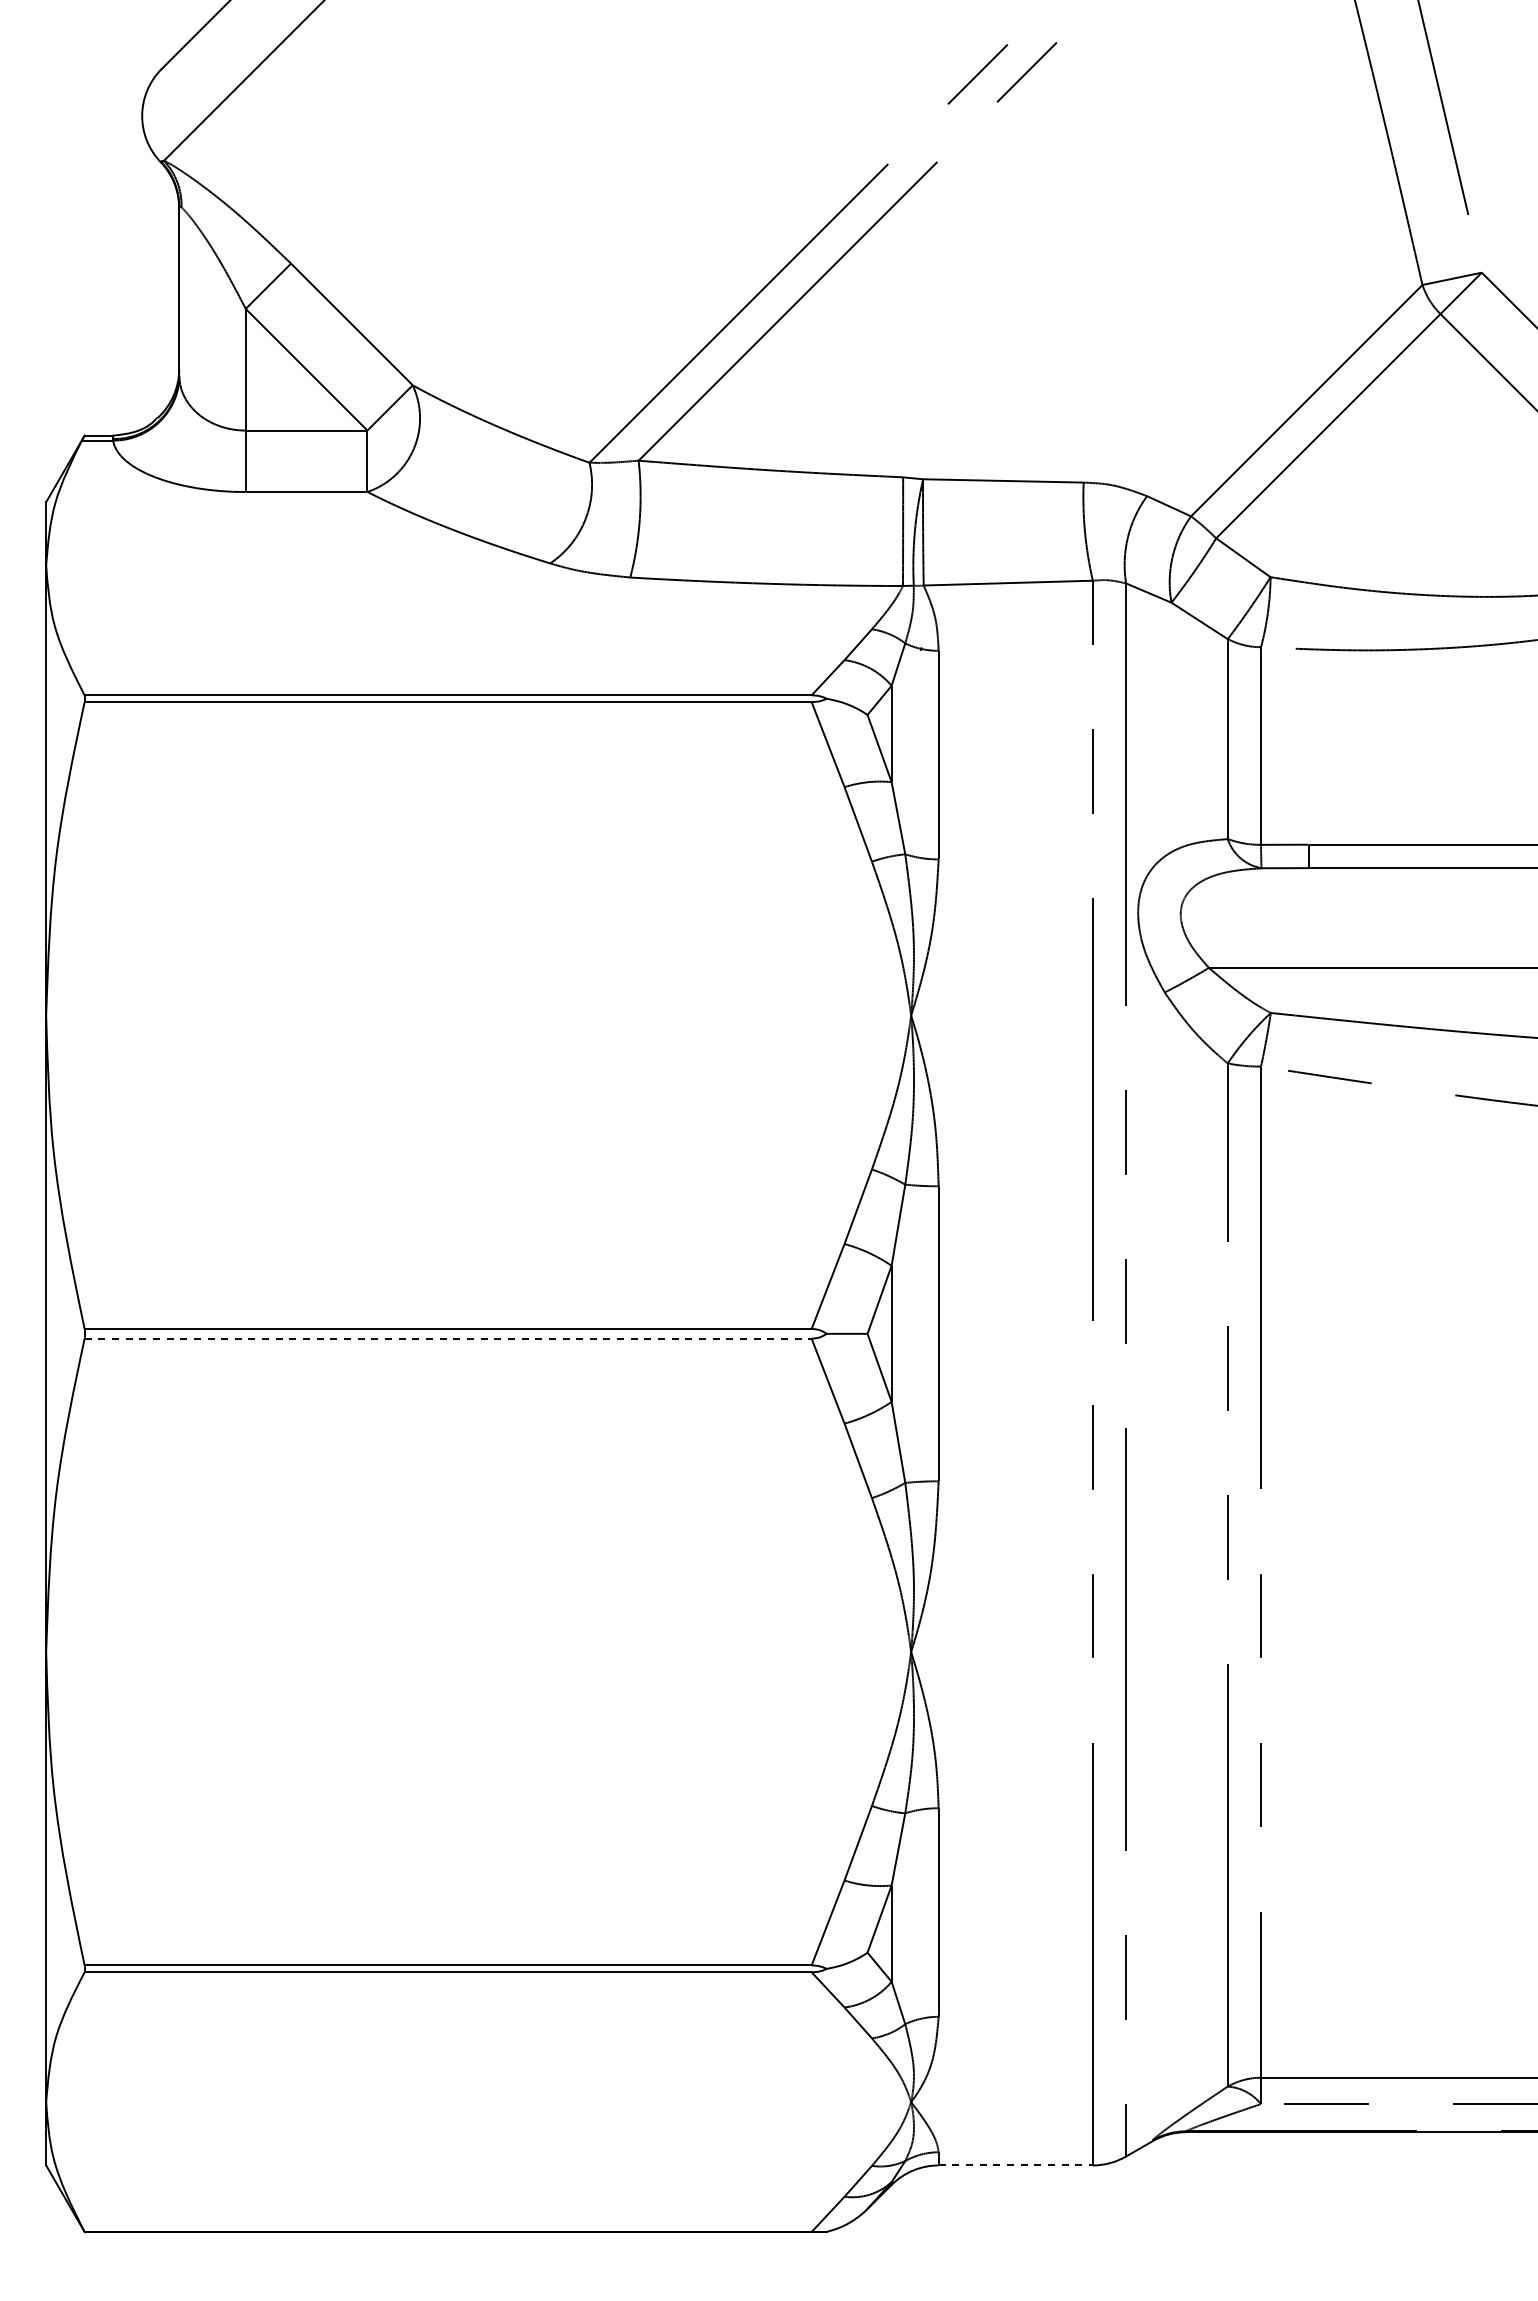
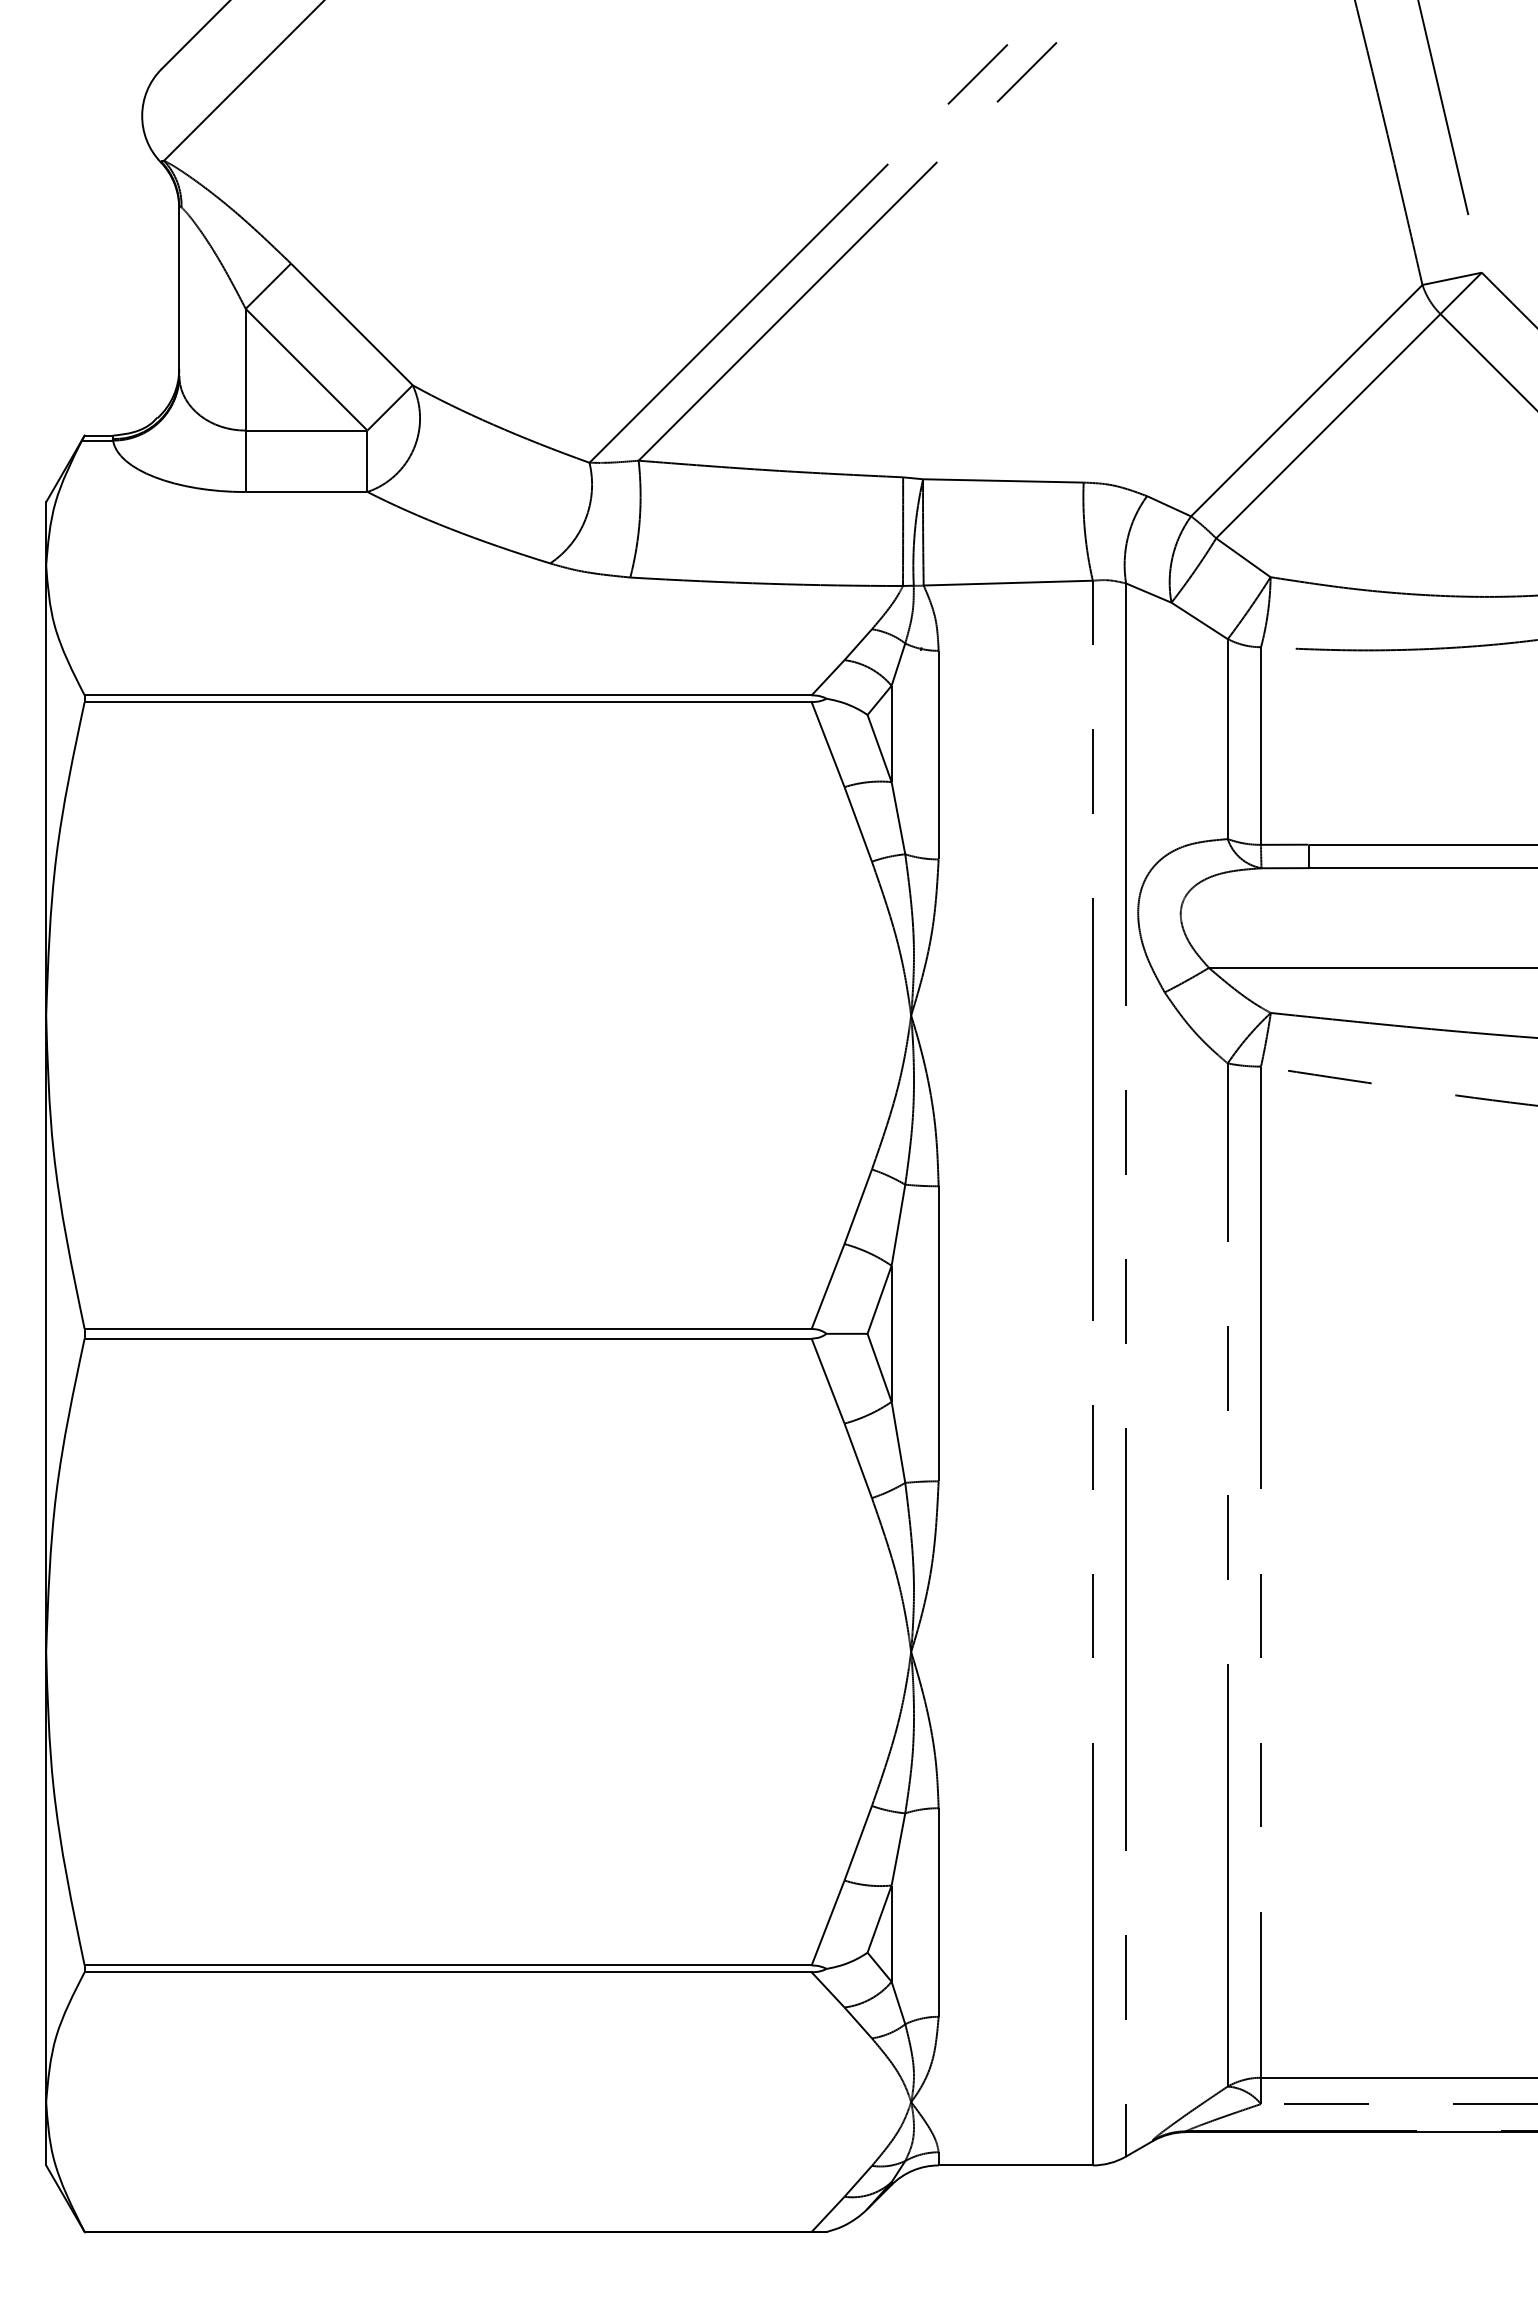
line: dashed -> solid (448, 1338)
line: dashed -> solid (1016, 2165)
